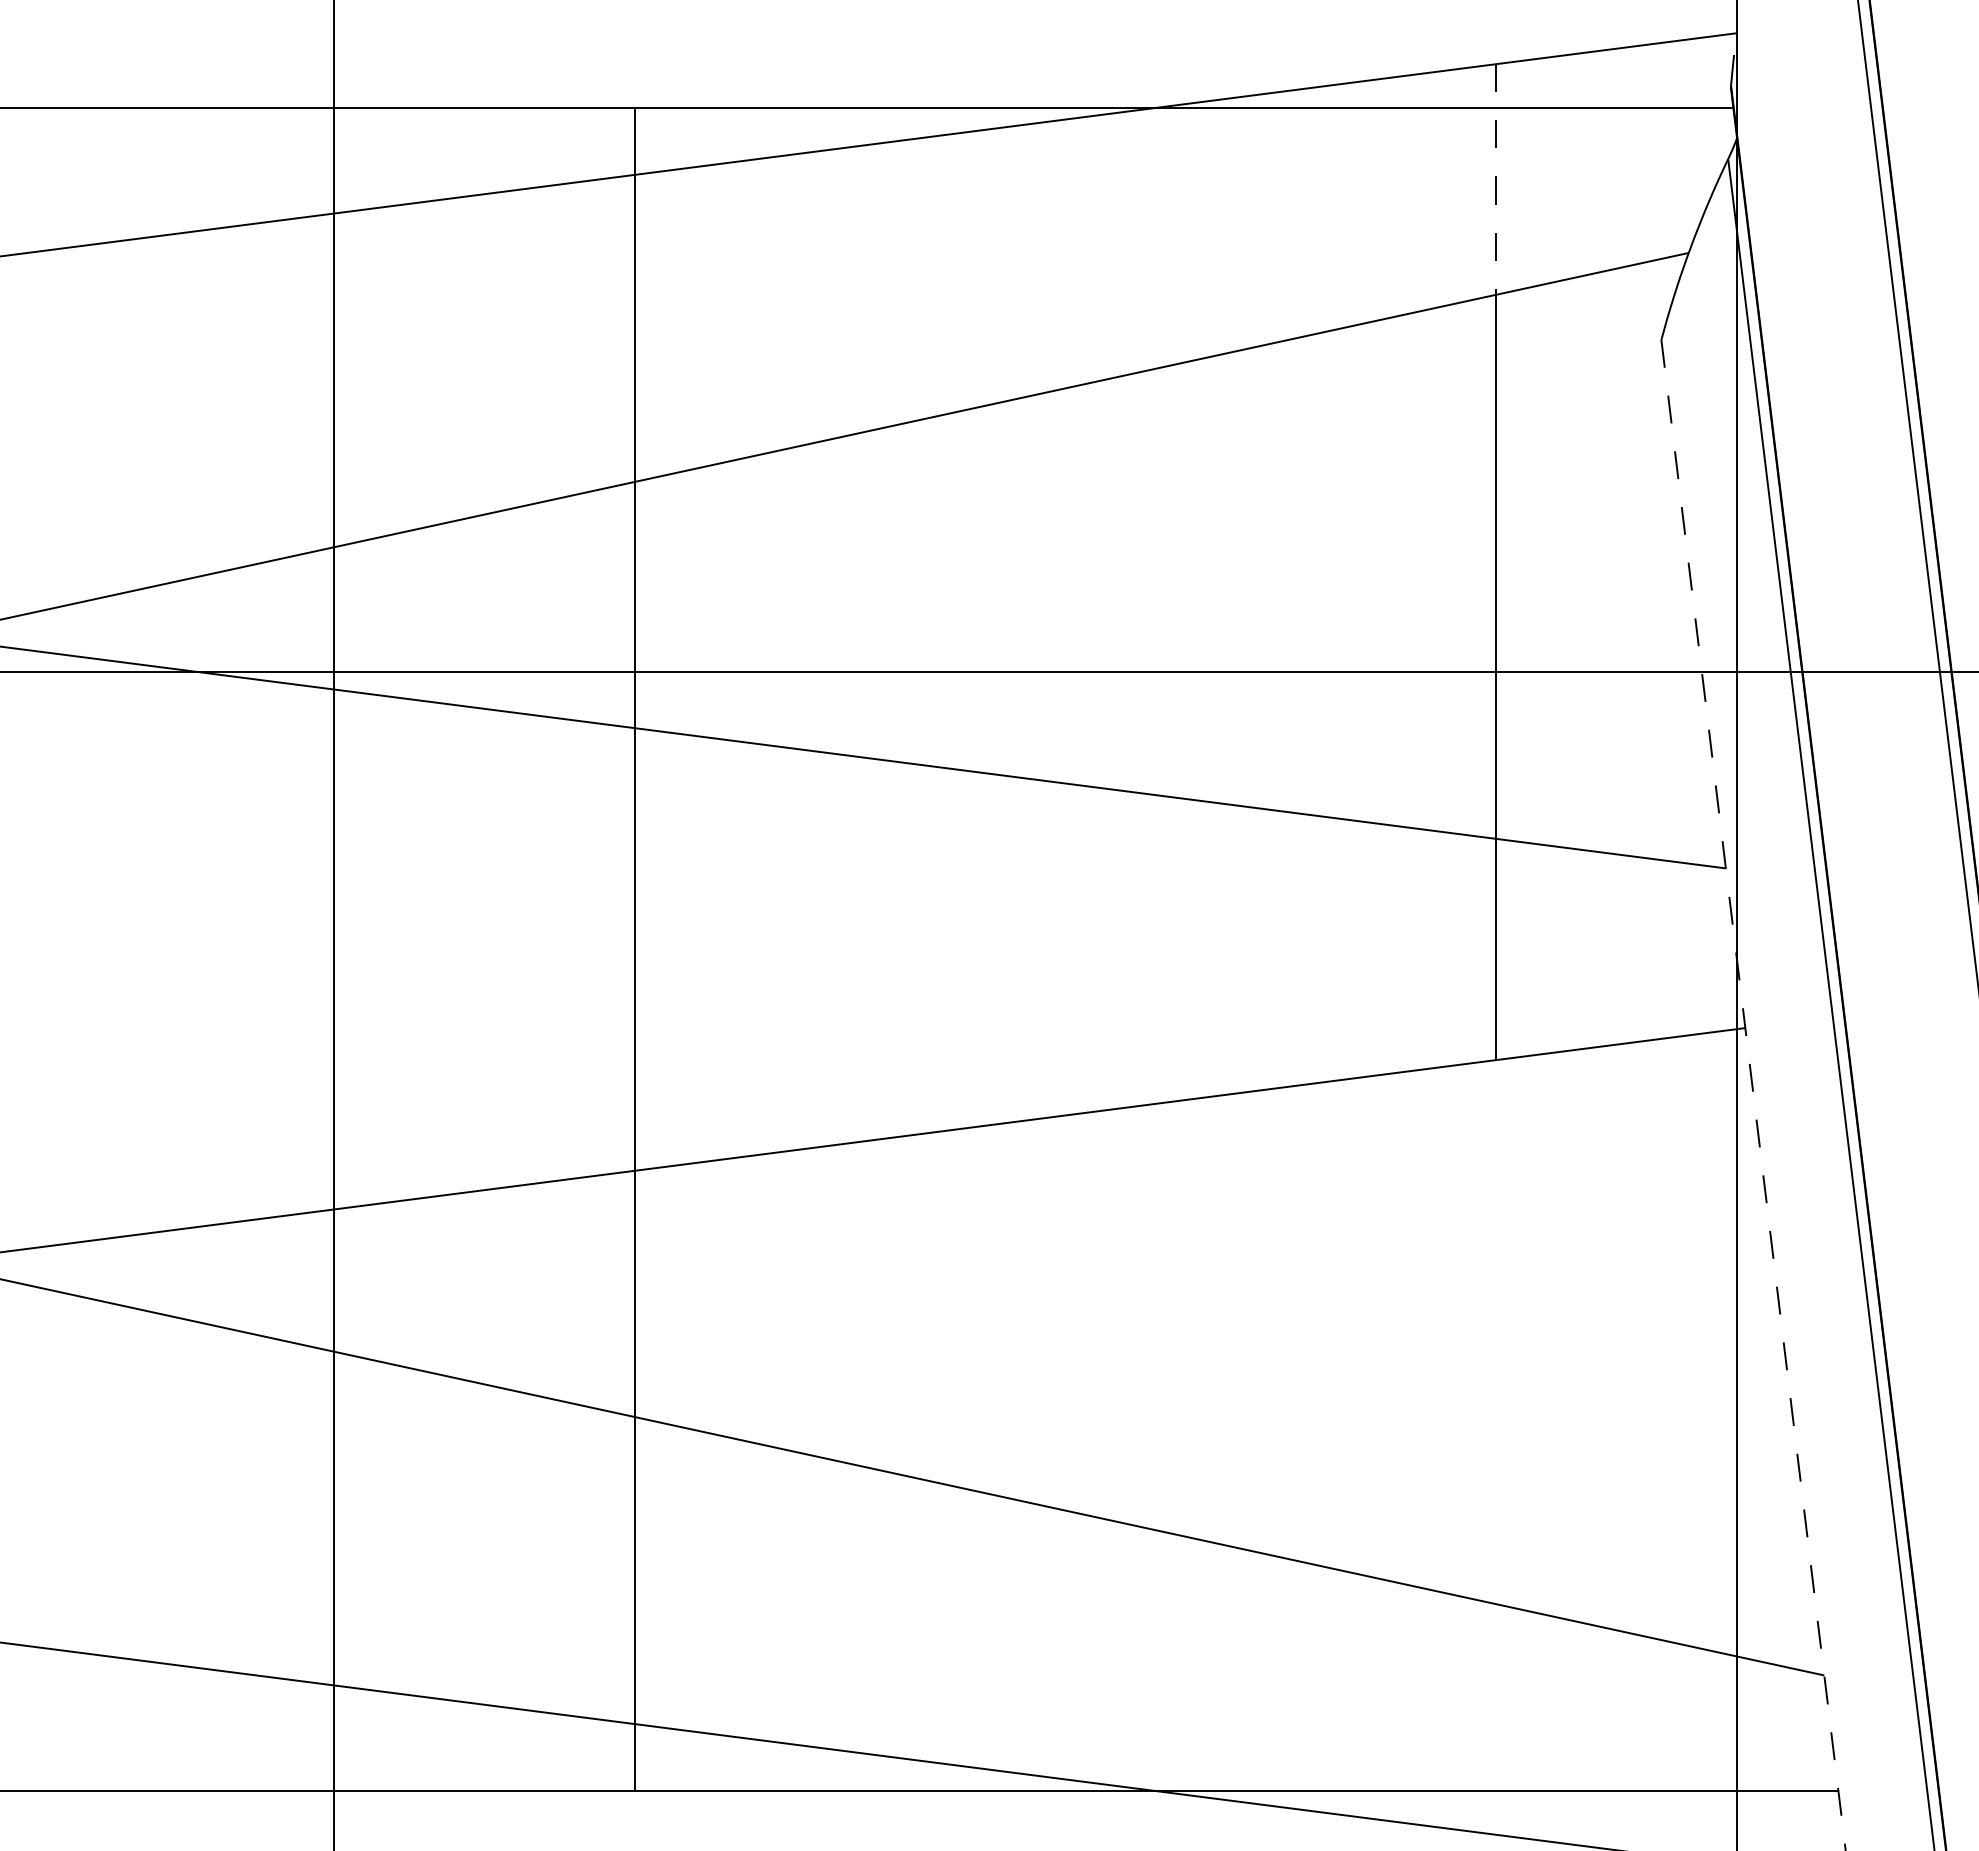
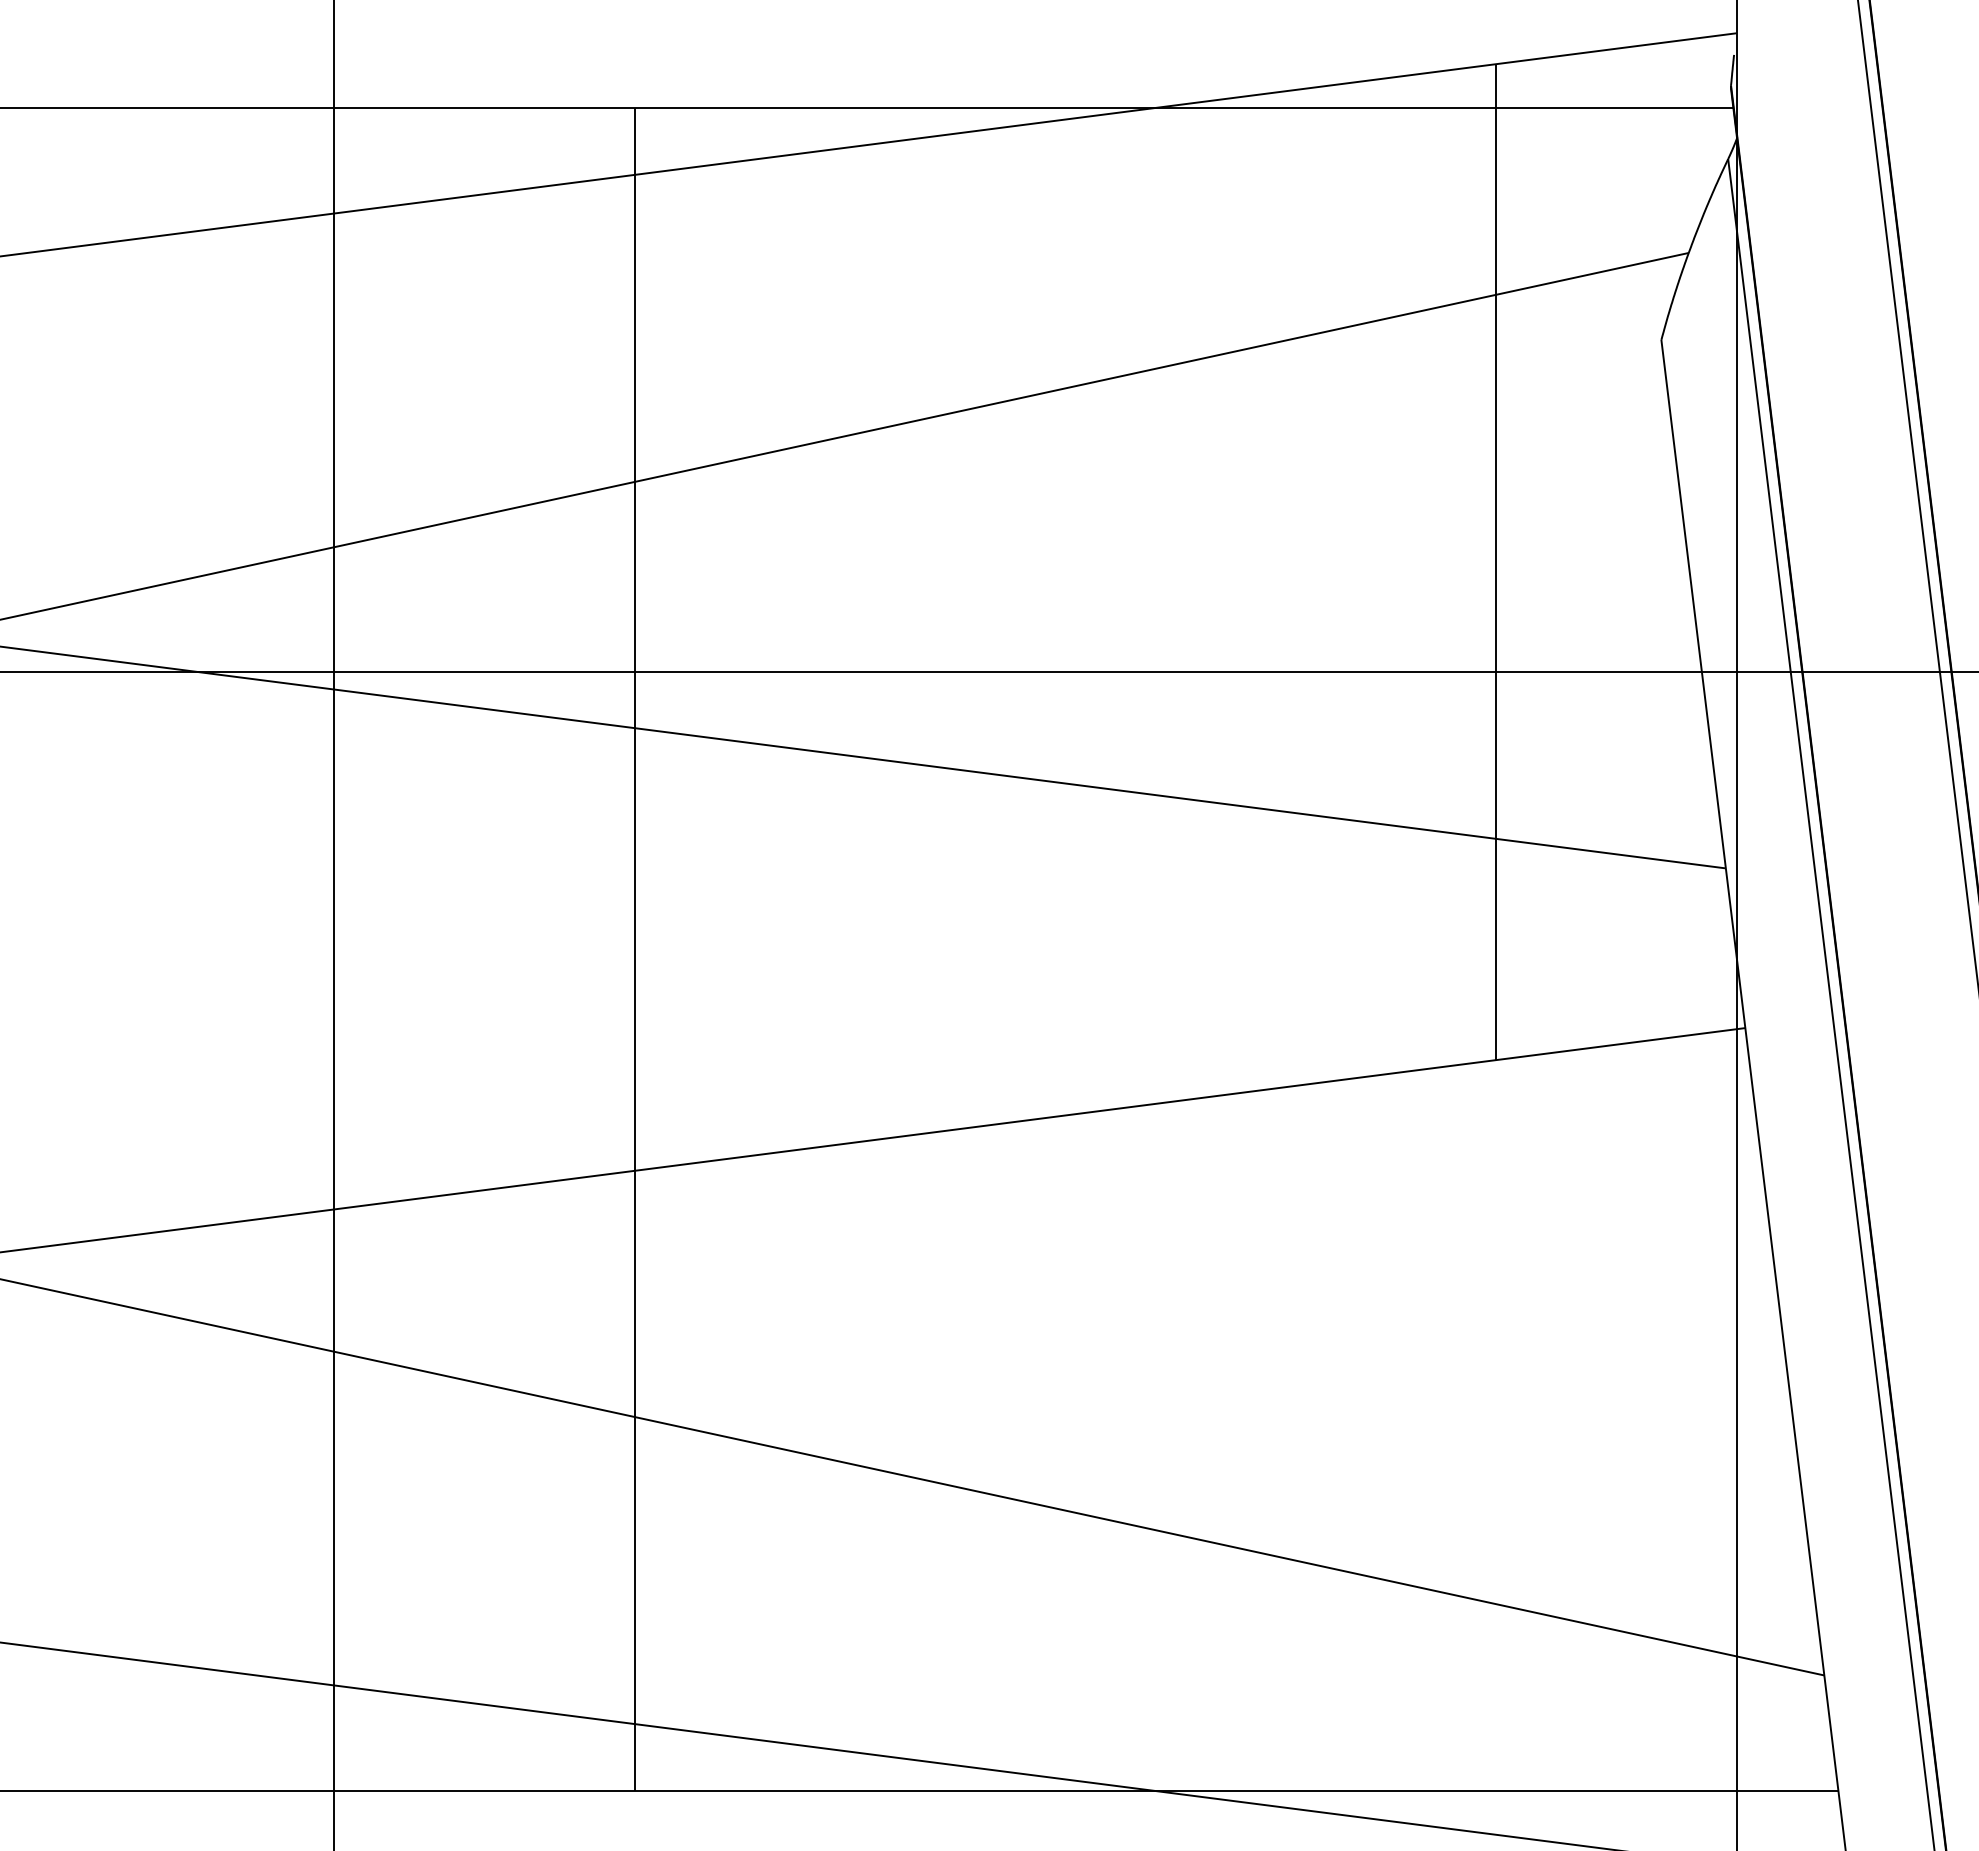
line: dashed -> solid (1495, 180)
line: dashed -> solid (1753, 1095)
